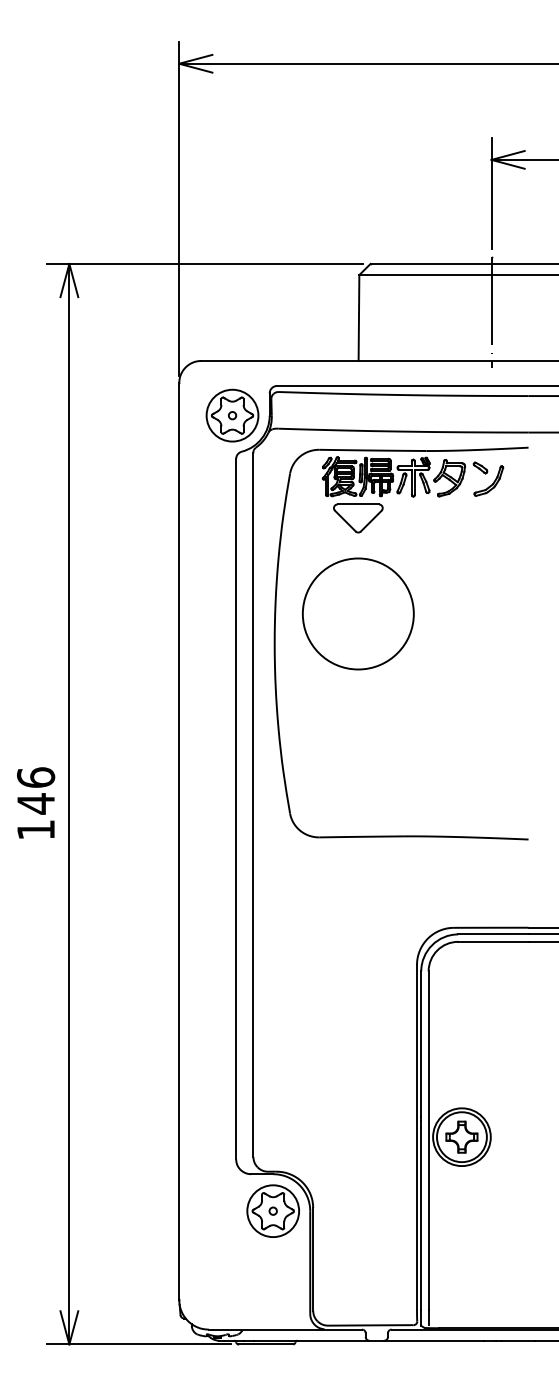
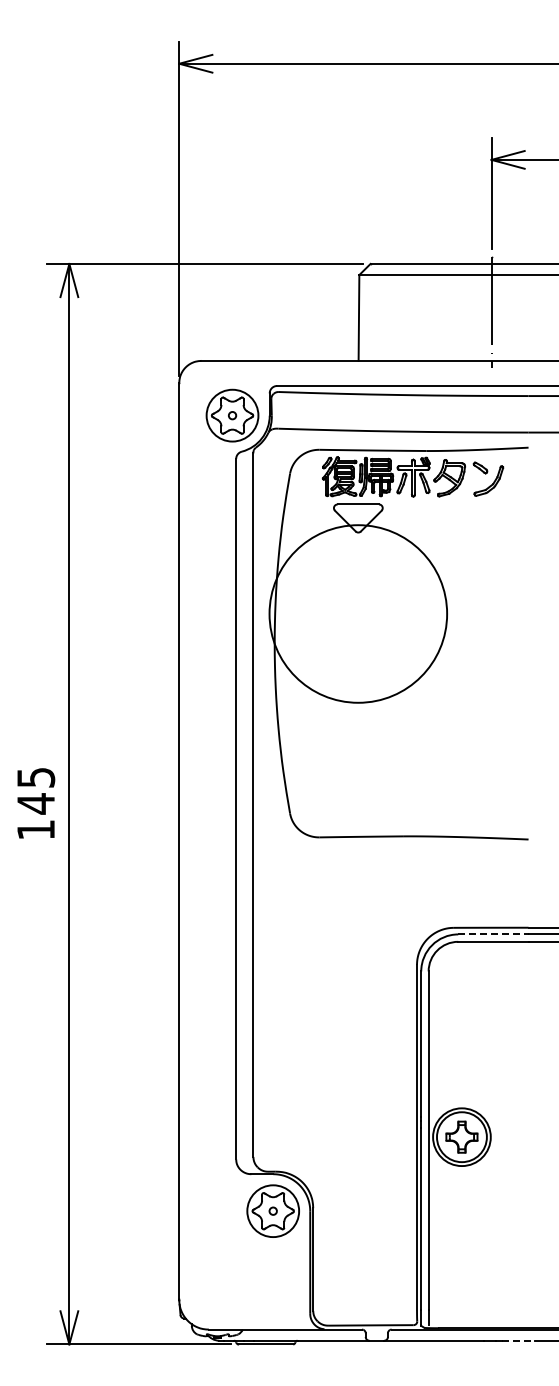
circle diameter: 111 px -> 178 px (358, 613)
text: 146 -> 145 (36, 777)
line: solid -> dashed (493, 934)
line: solid -> dashed (518, 1340)
